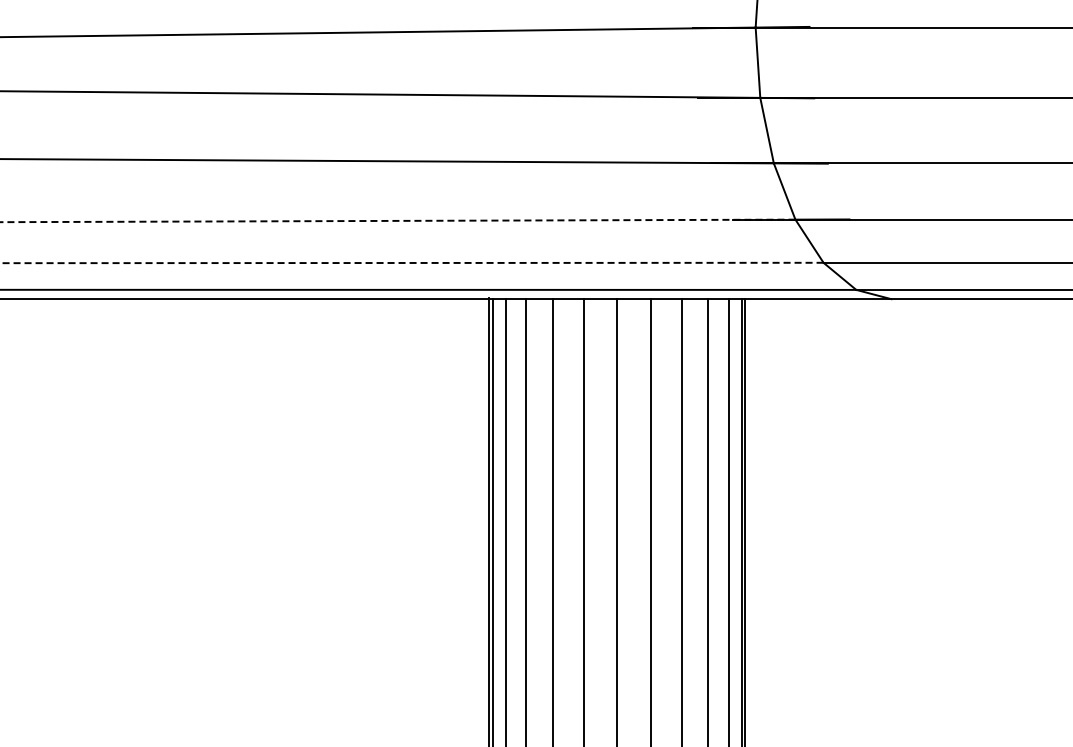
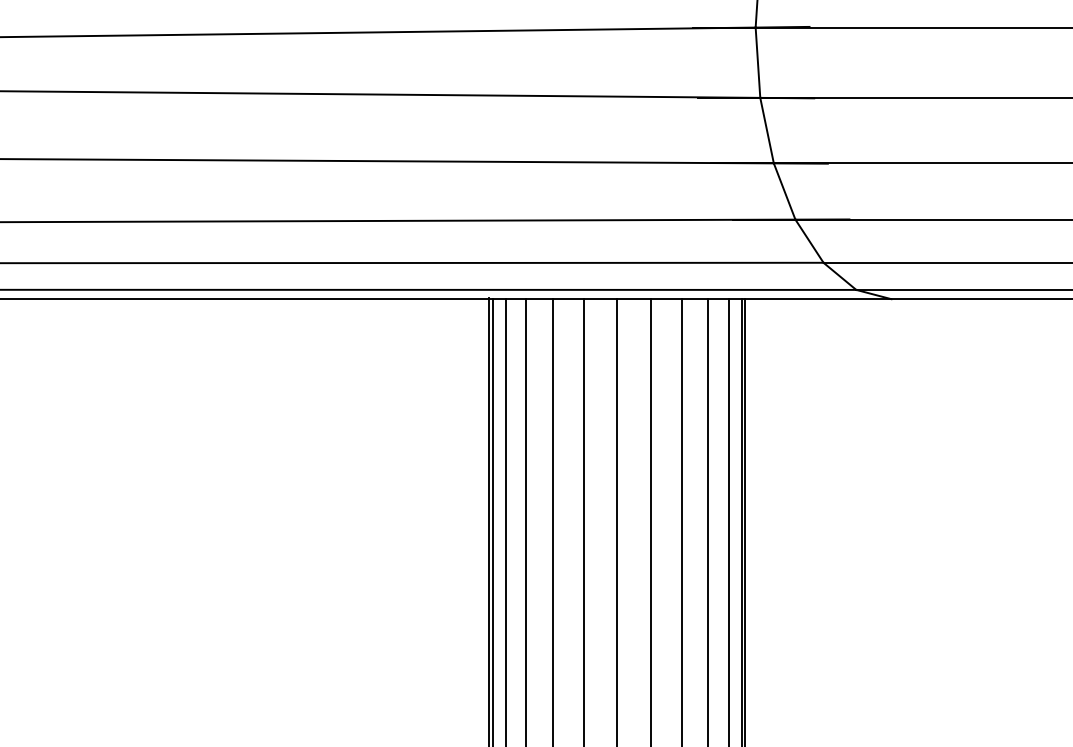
line: dashed -> solid (397, 220)
line: dashed -> solid (411, 262)
